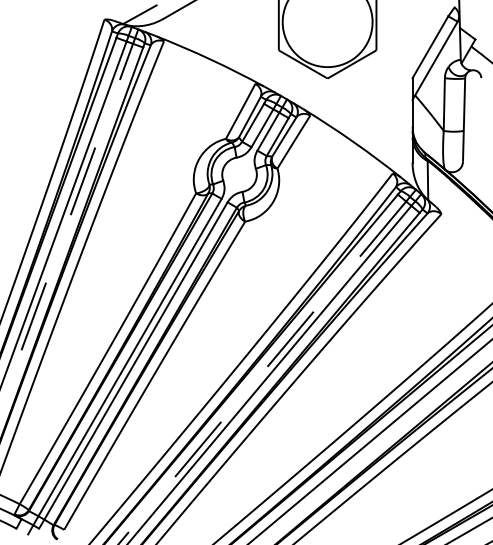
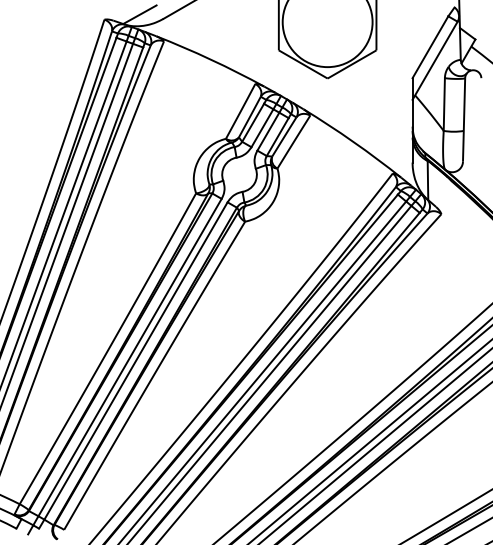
line: dashed -> solid (66, 226)
line: dashed -> solid (262, 373)
line: none -> present (375, 445)
